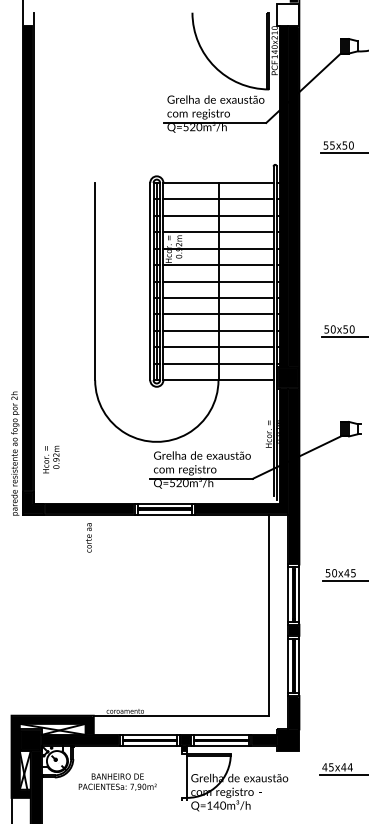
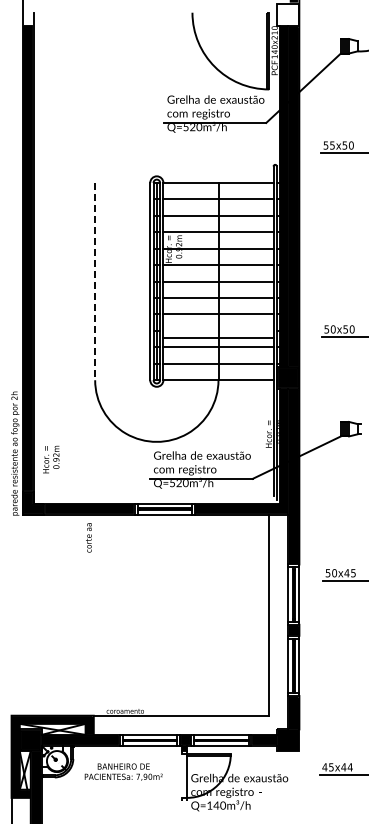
line: solid -> dashed (95, 281)
line position: (218, 330) -> (218, 337) (218, 337)
text position: (117, 781) -> (123, 771) (123, 771)
